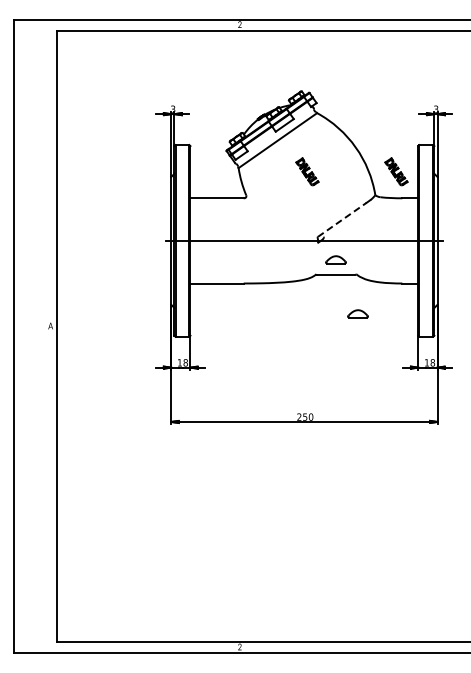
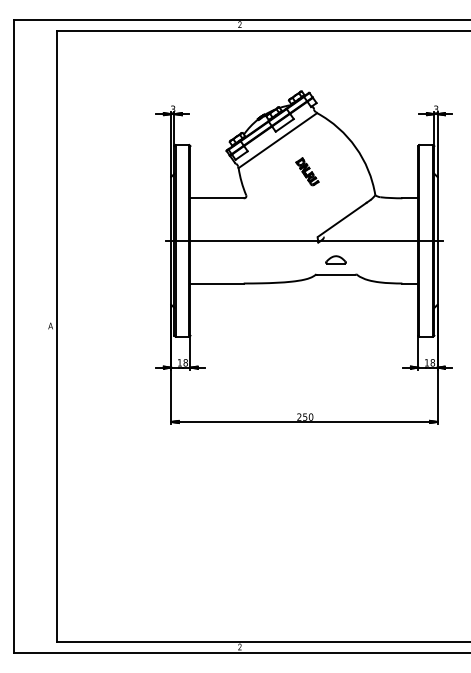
part: present -> none (396, 171)
line: dashed -> solid (342, 219)
part: present -> none (357, 313)
